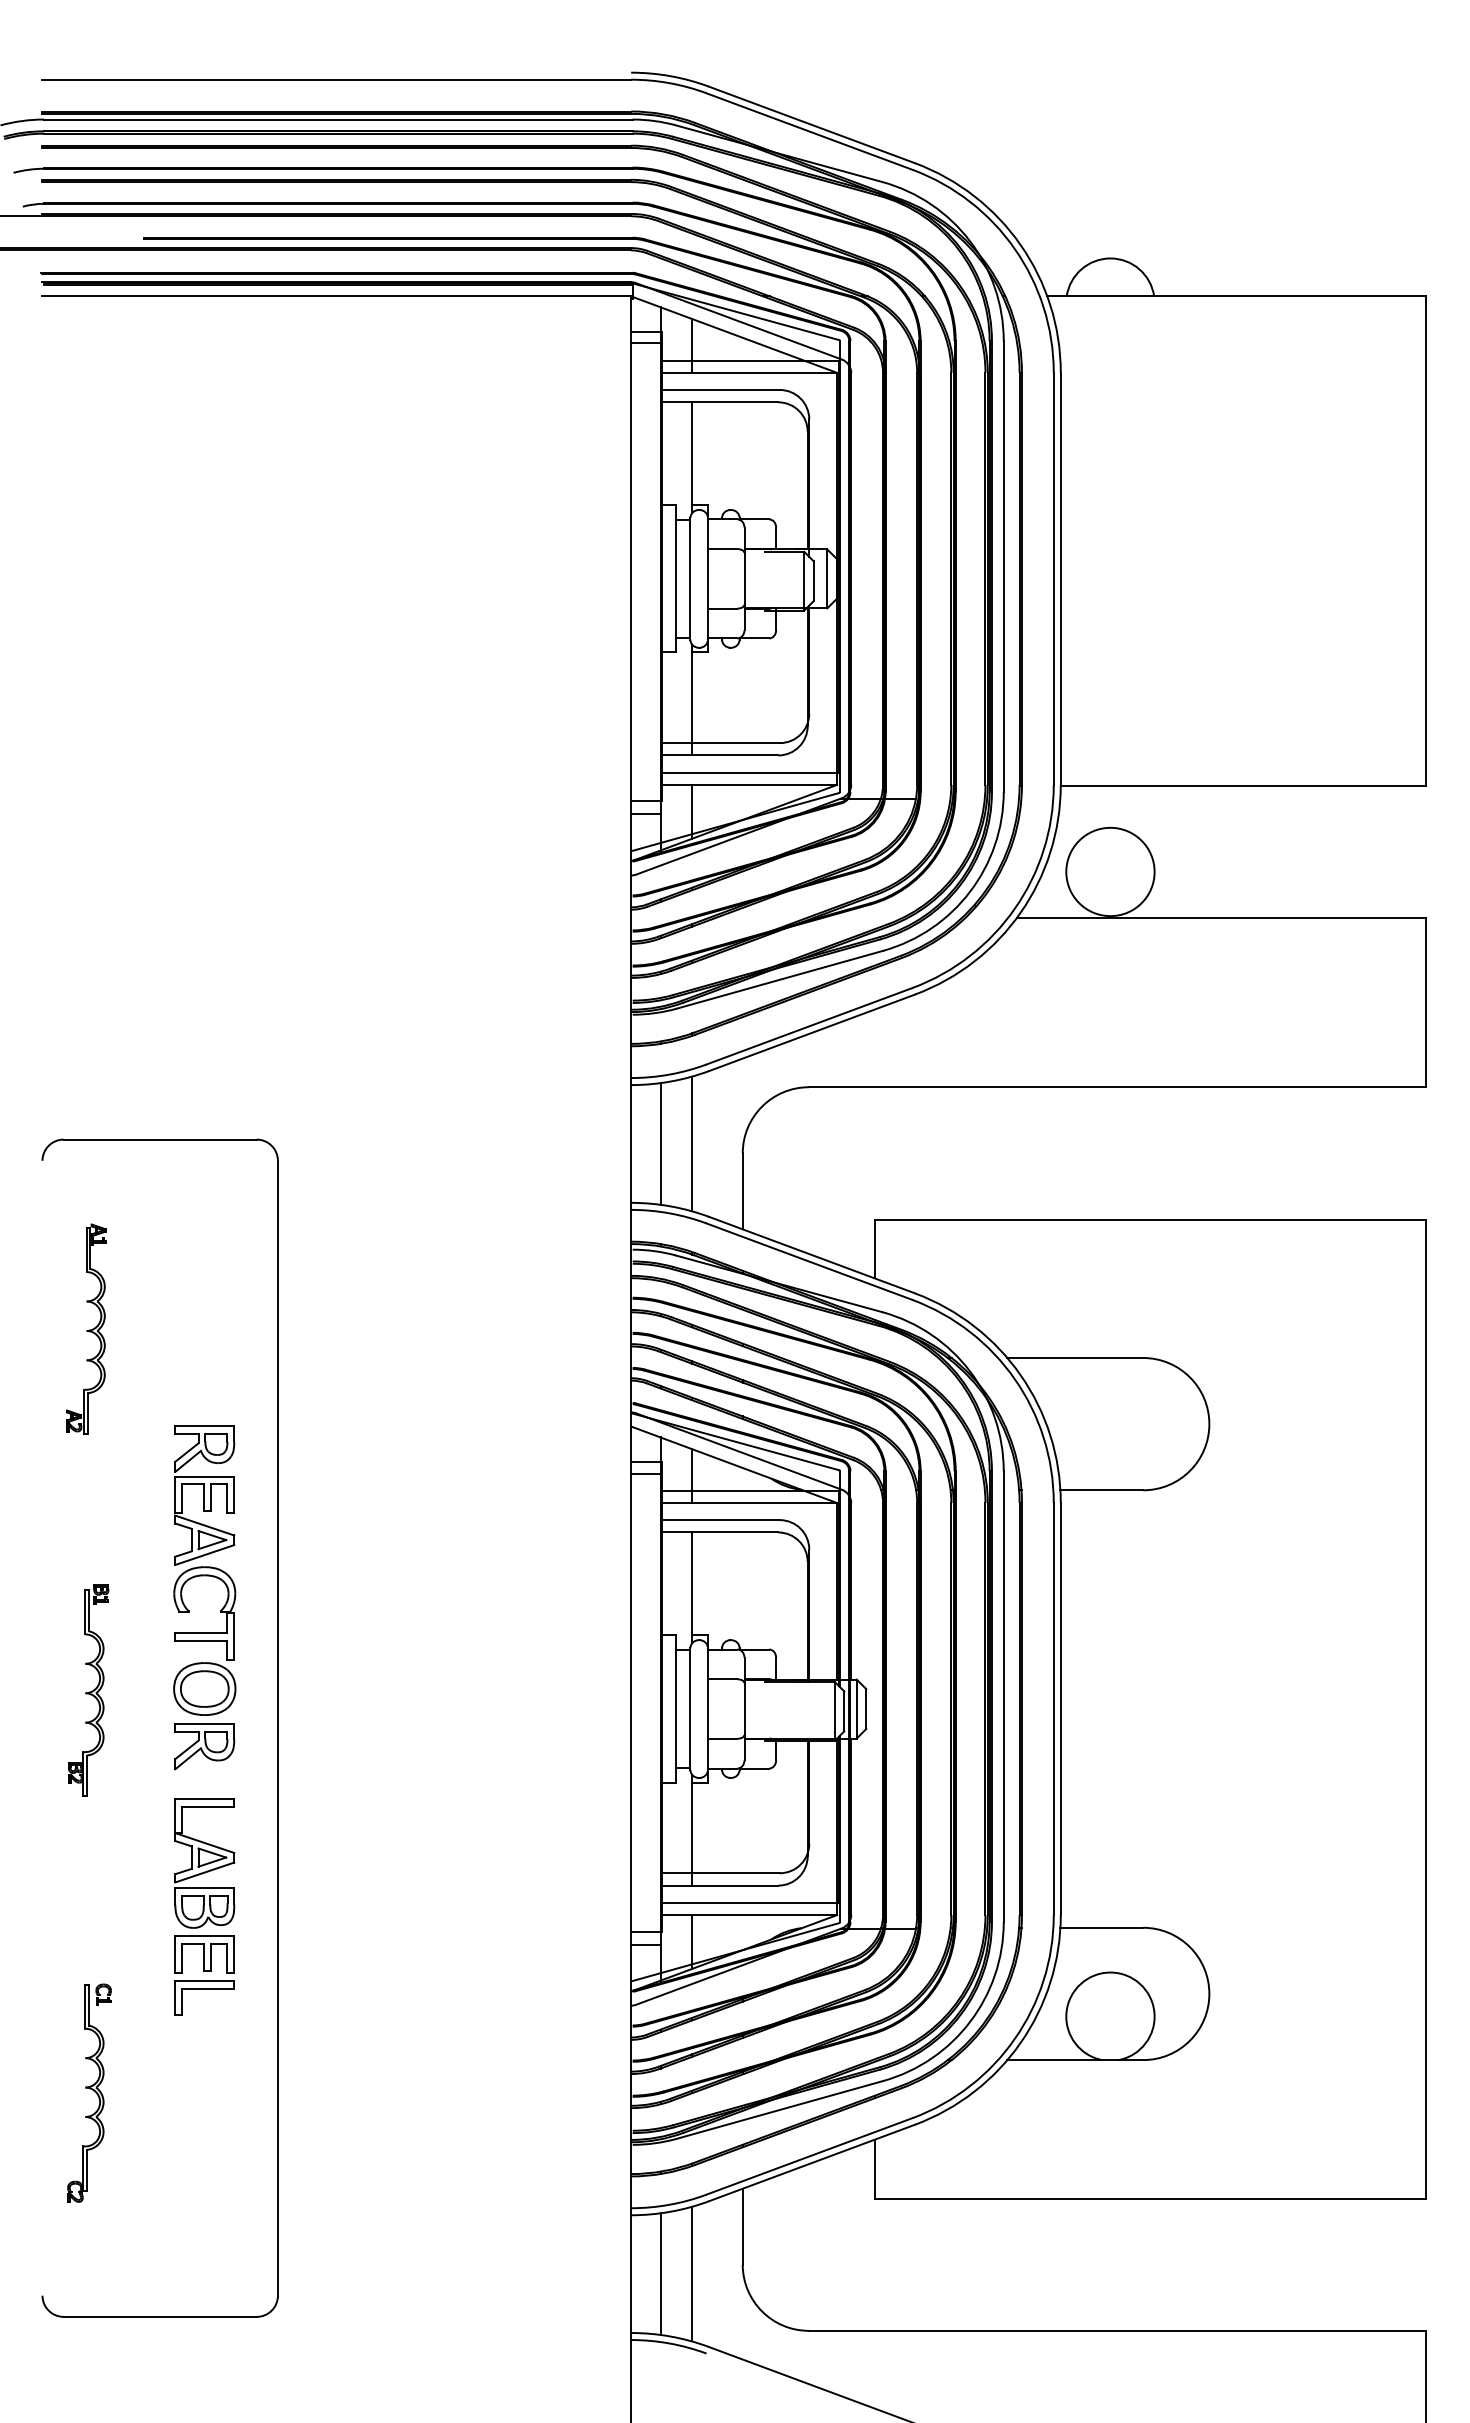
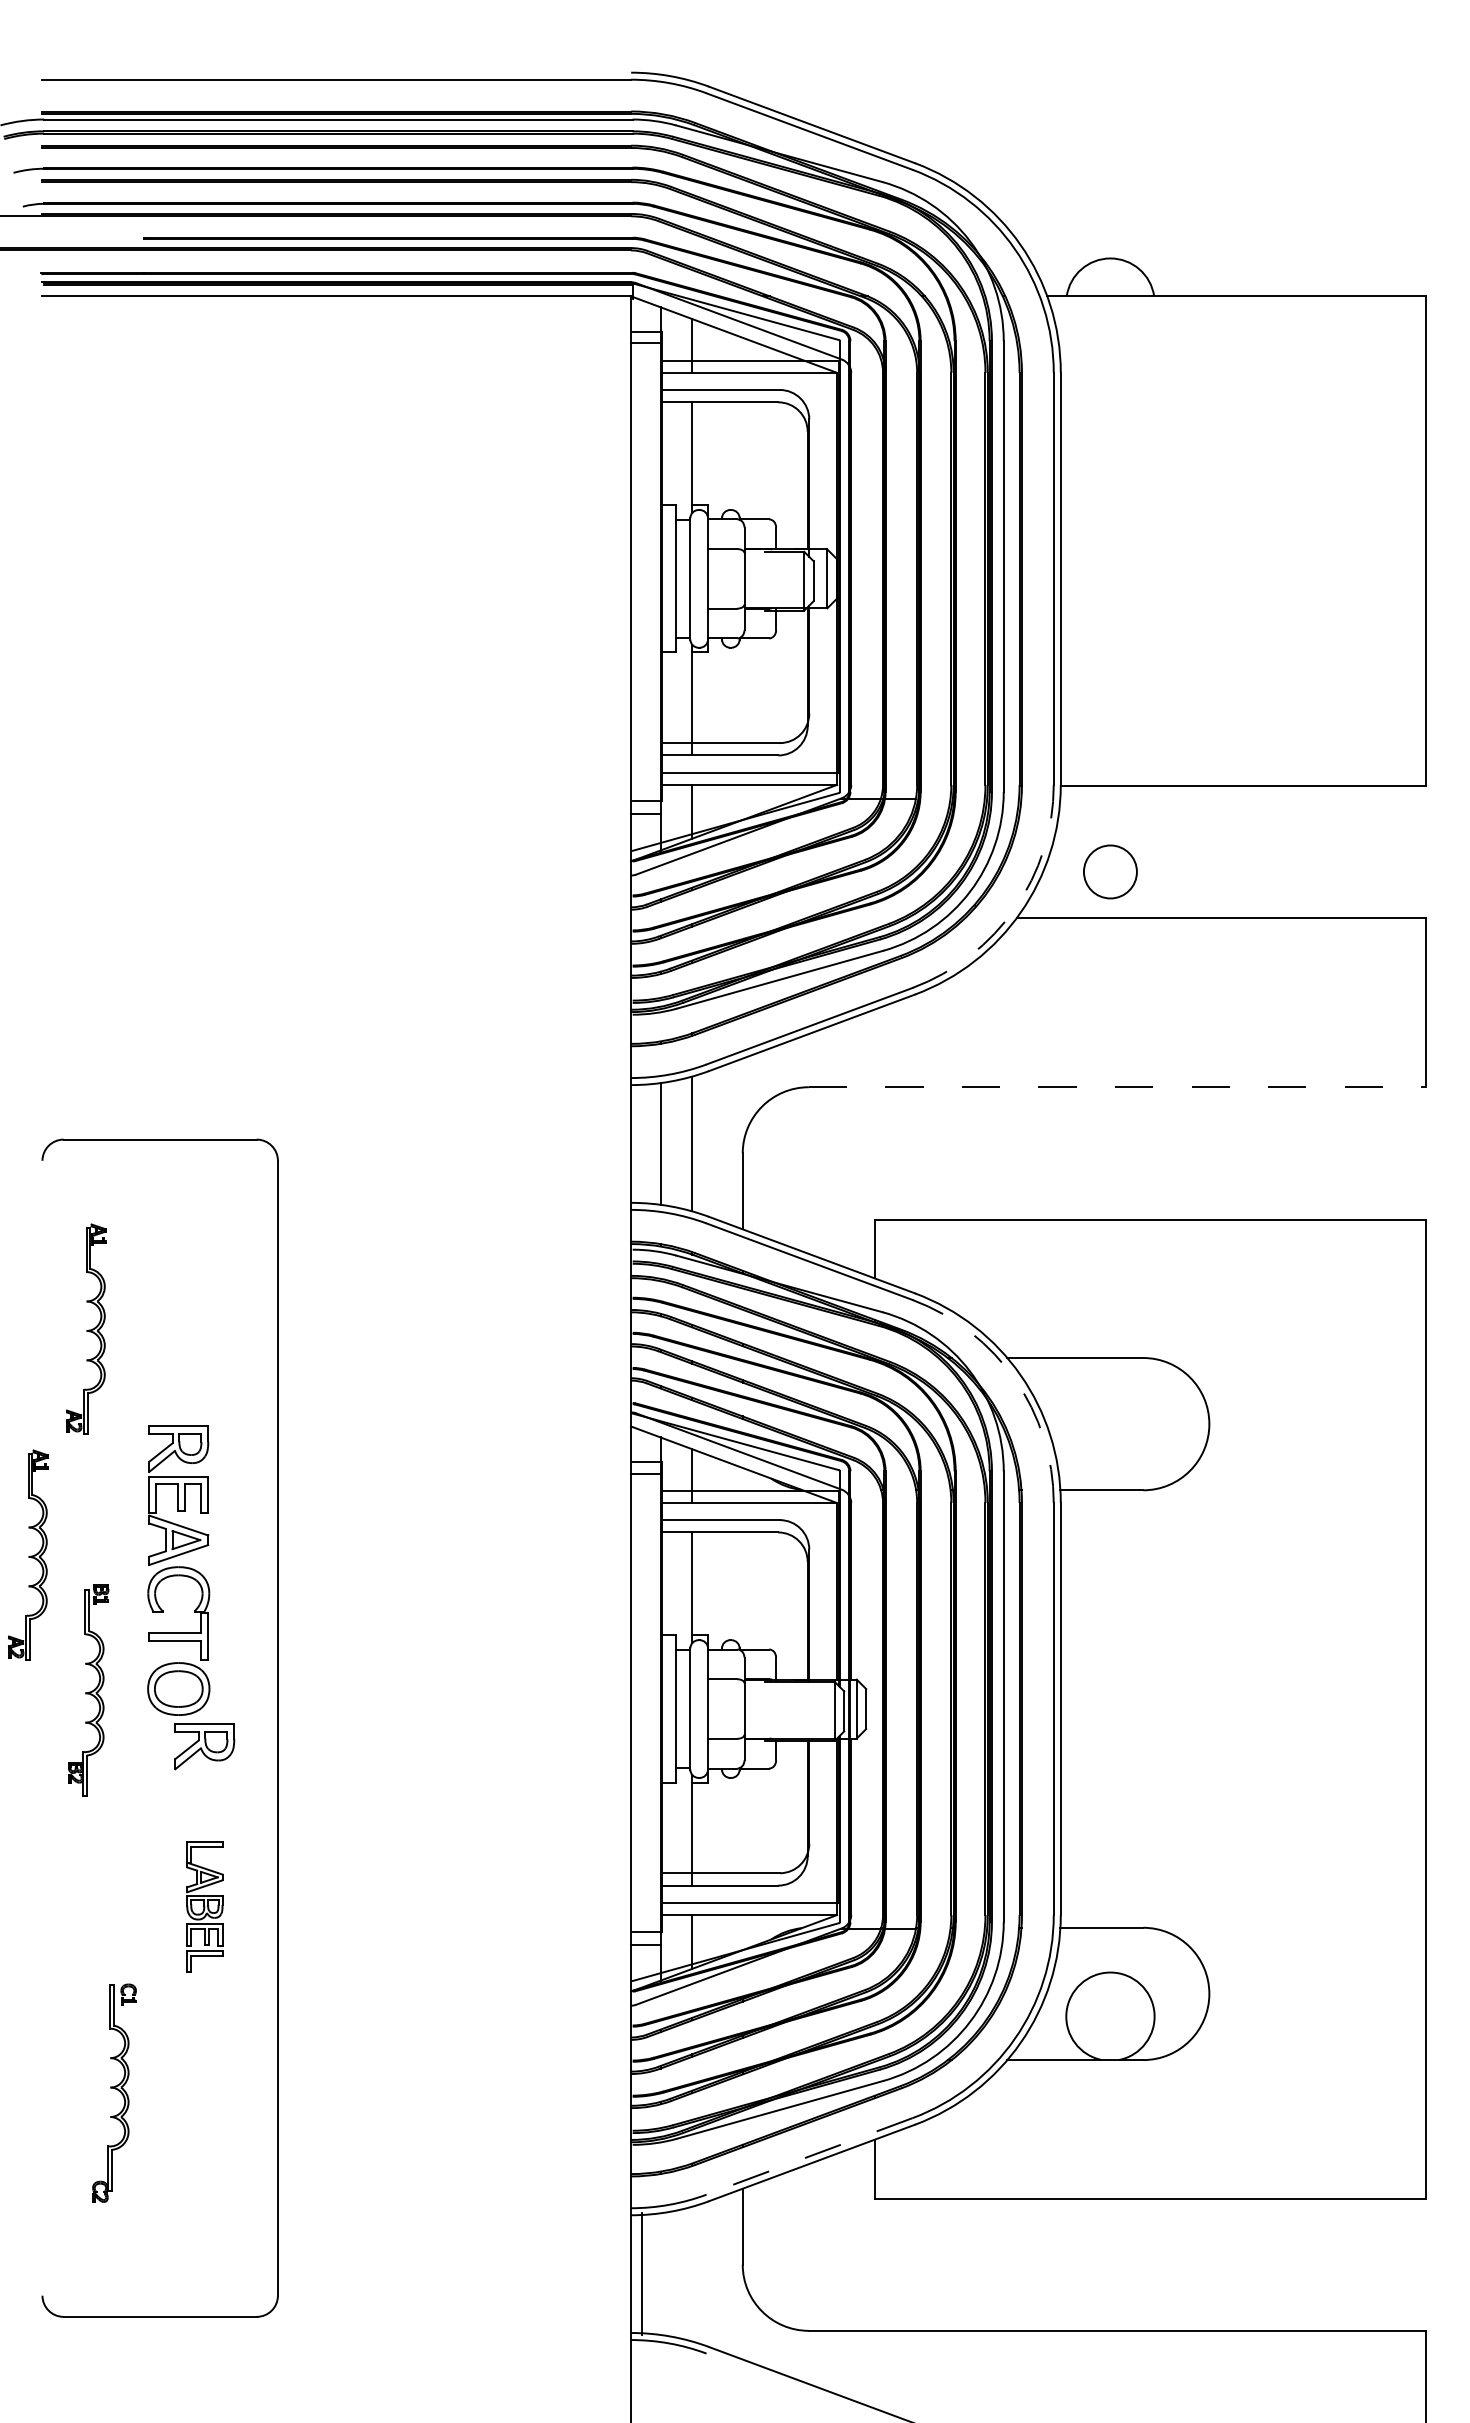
circle diameter: 88 px -> 53 px (1109, 871)
arc: solid -> dashed (1014, 908)
line: solid -> dashed (1117, 1087)
arc: solid -> dashed (1014, 1379)
part: none -> present (28, 1554)
part position: (204, 1570) -> (178, 1570) (178, 1570)
part size: 62x218 px -> 38x132 px (204, 1906)
part position: (89, 2092) -> (114, 2092) (114, 2092)
line: solid -> dashed (809, 2156)
line position: (660, 2273) -> (641, 2273) (641, 2273)
line: present -> none (692, 2273)
